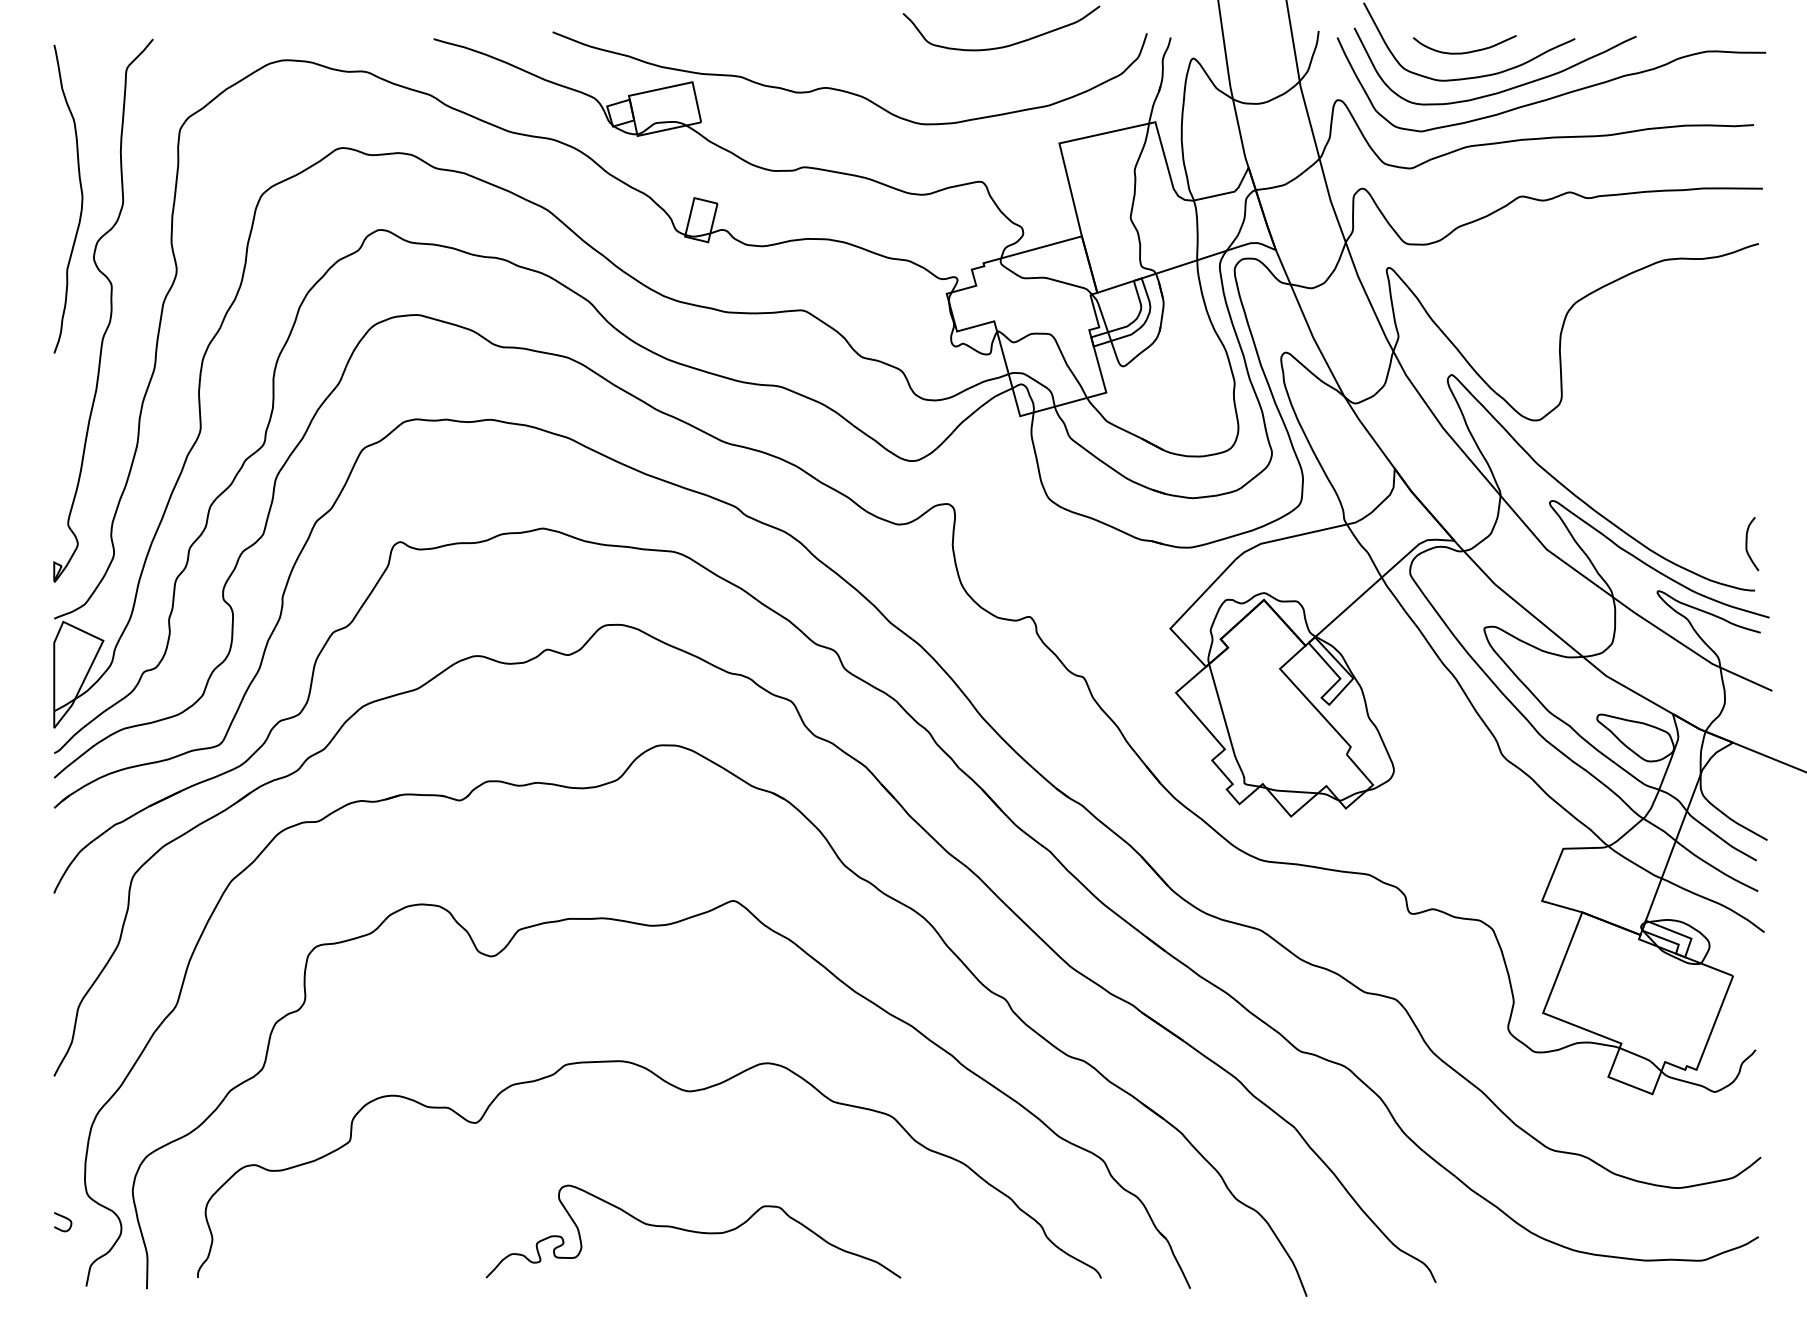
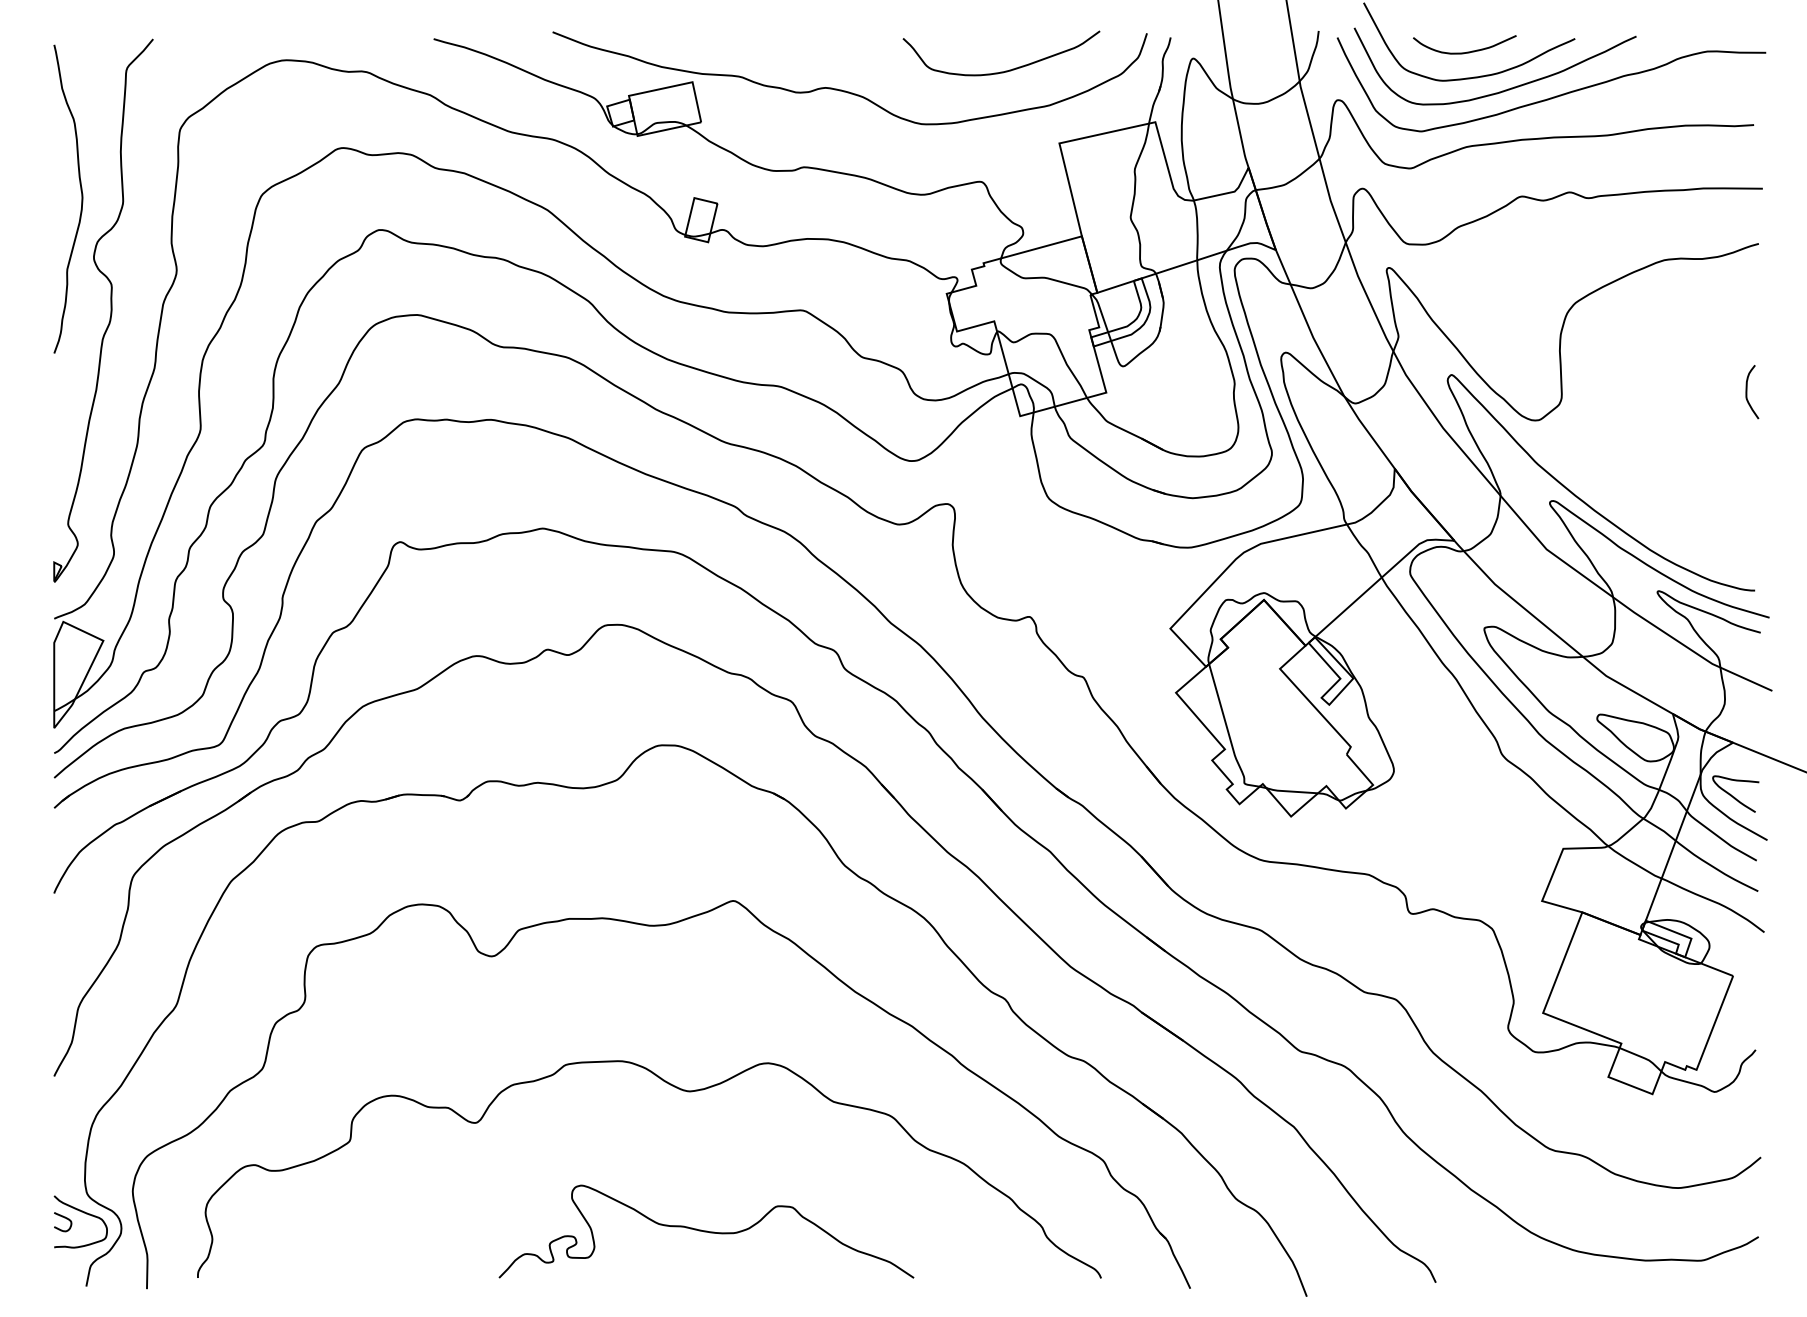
curve position: (1005, 45) -> (1005, 70) (1005, 70)
curve position: (1747, 544) -> (1747, 392) (1747, 392)
curve: none -> present (1734, 796)
curve: none -> present (84, 1213)
curve position: (693, 1231) -> (706, 1231) (706, 1231)
